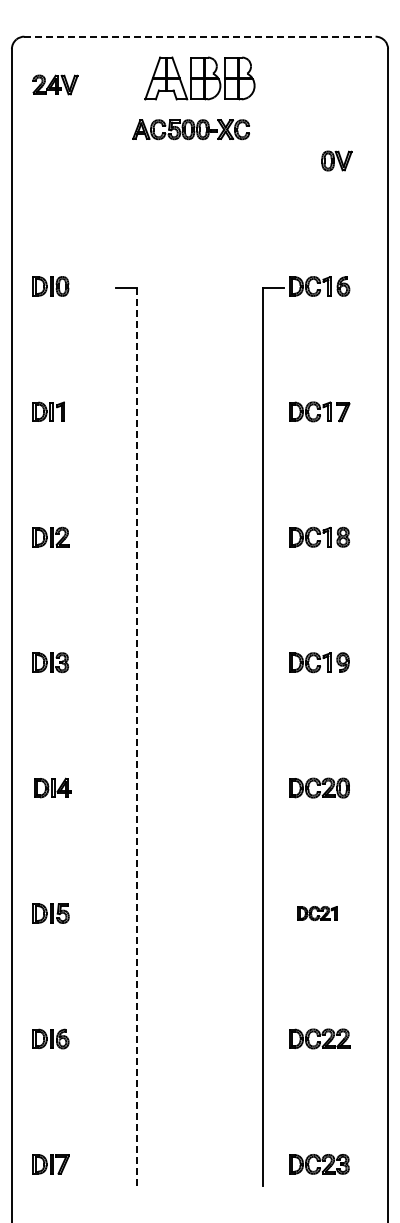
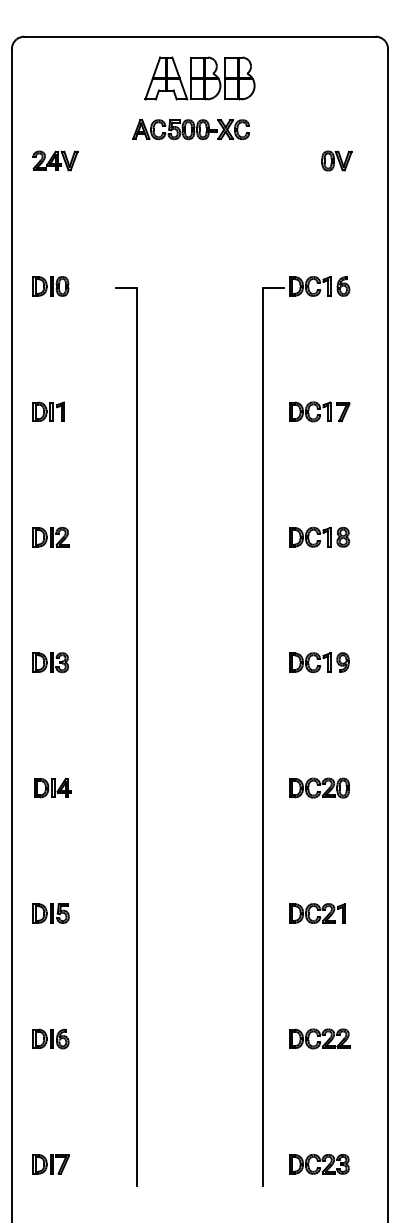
line: dashed -> solid (199, 36)
part position: (55, 84) -> (55, 160) (55, 160)
line: dashed -> solid (137, 737)
part size: 41x15 px -> 57x21 px (317, 913)
